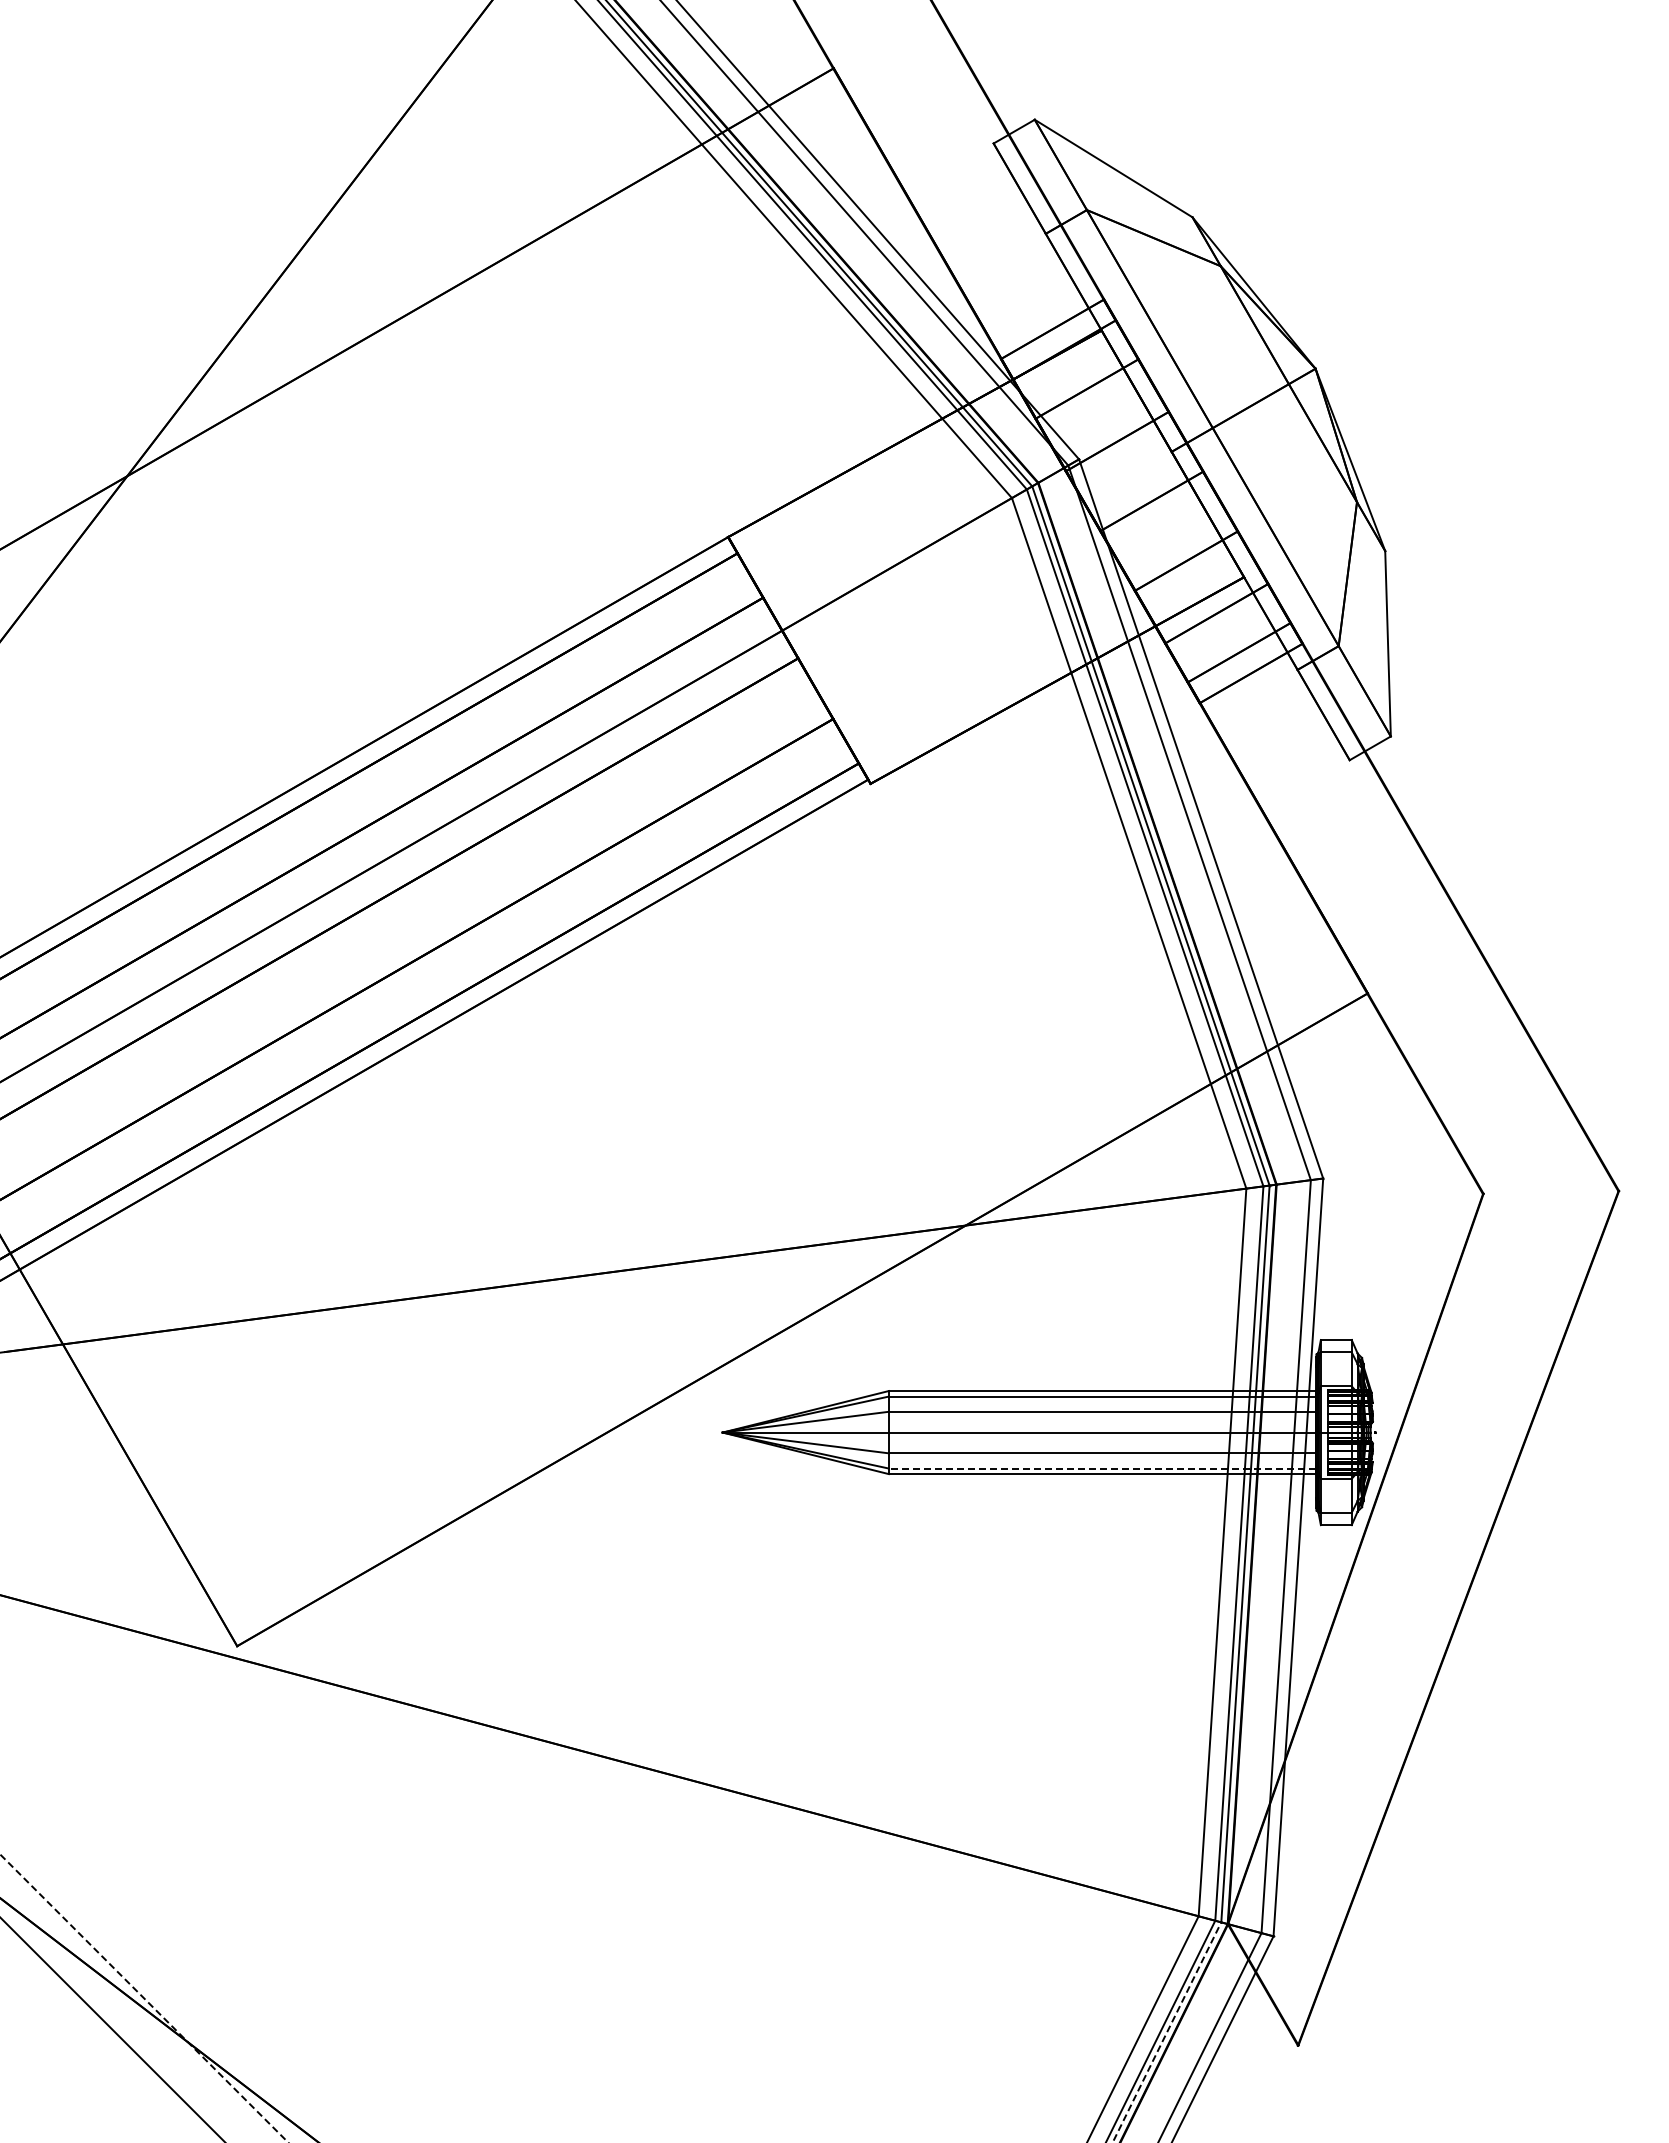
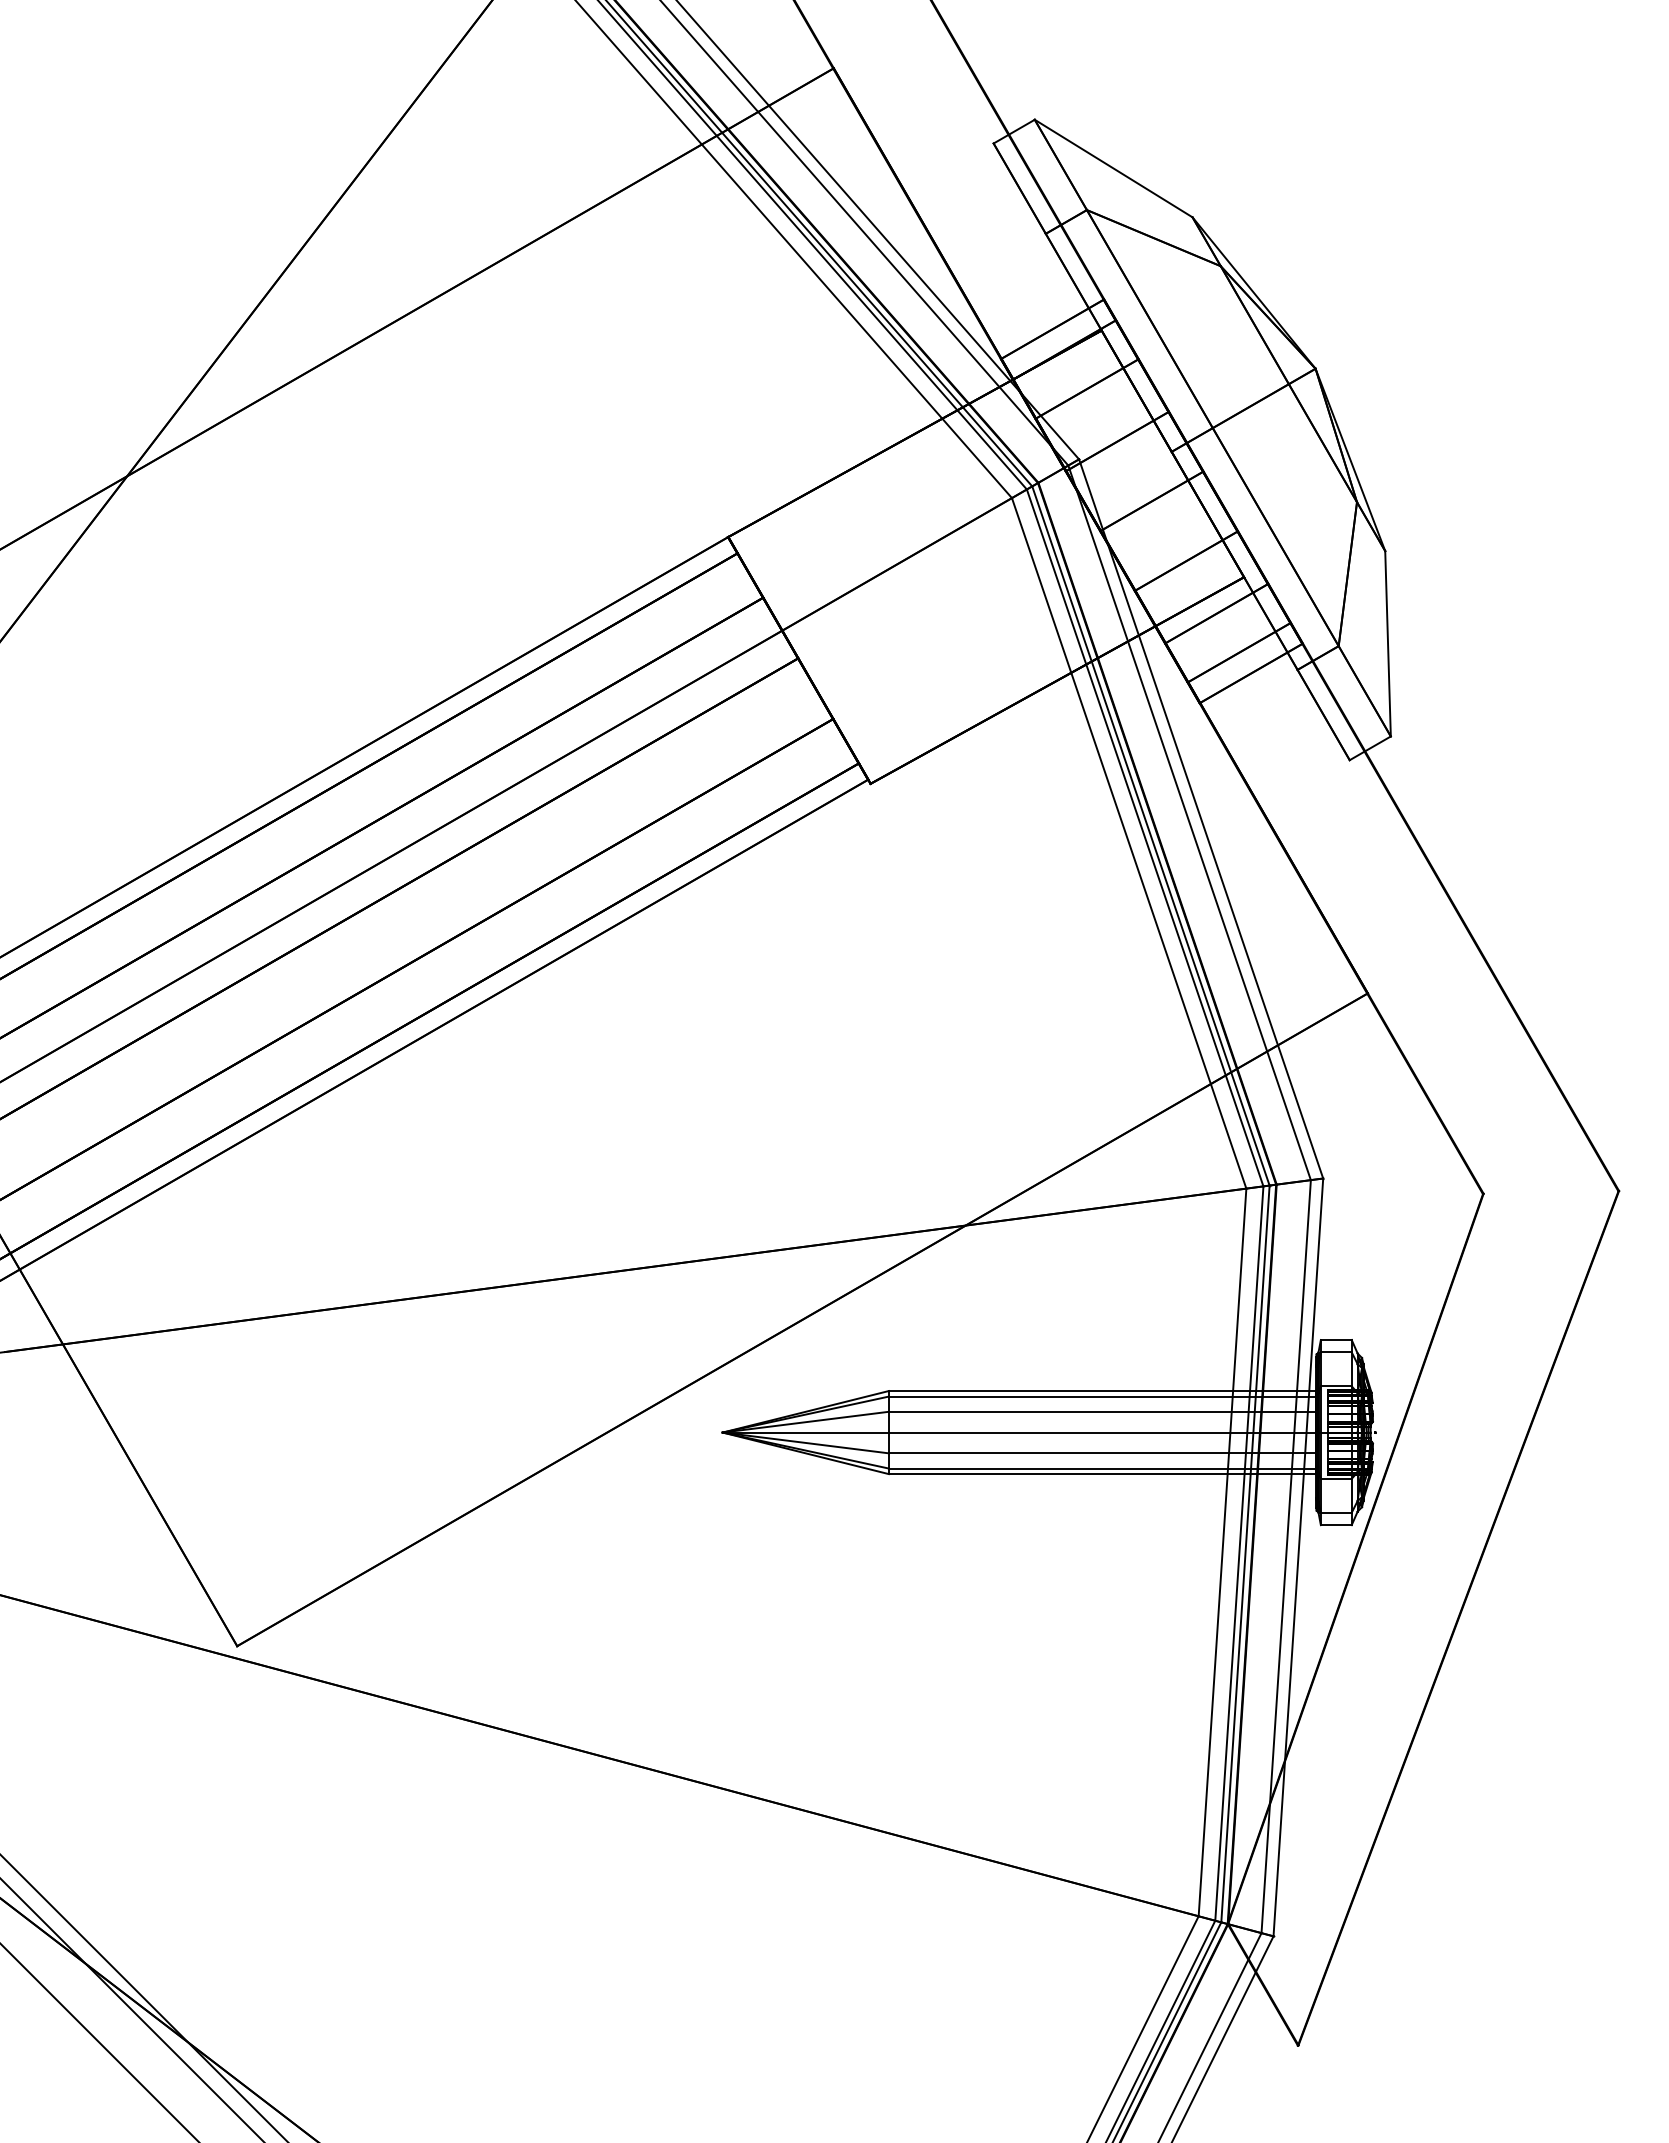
line: dashed -> solid (1102, 1468)
line: dashed -> solid (144, 1998)
line: none -> present (131, 2009)
line position: (112, 2029) -> (99, 2042) (99, 2042)
line: dashed -> solid (1166, 2032)
